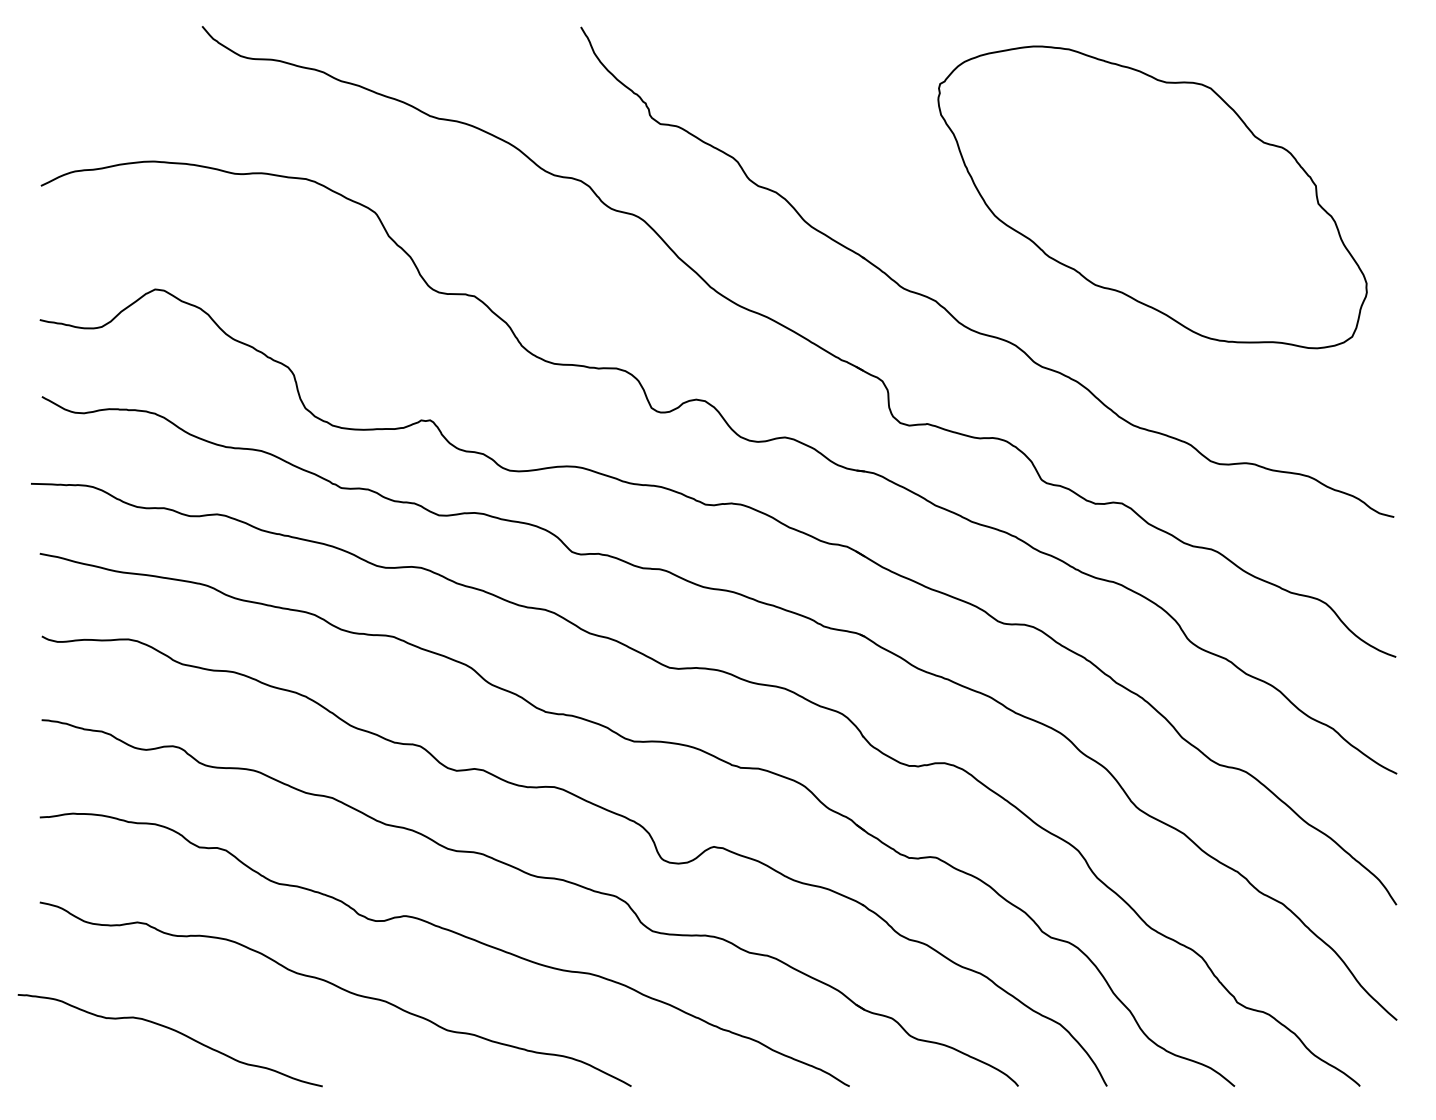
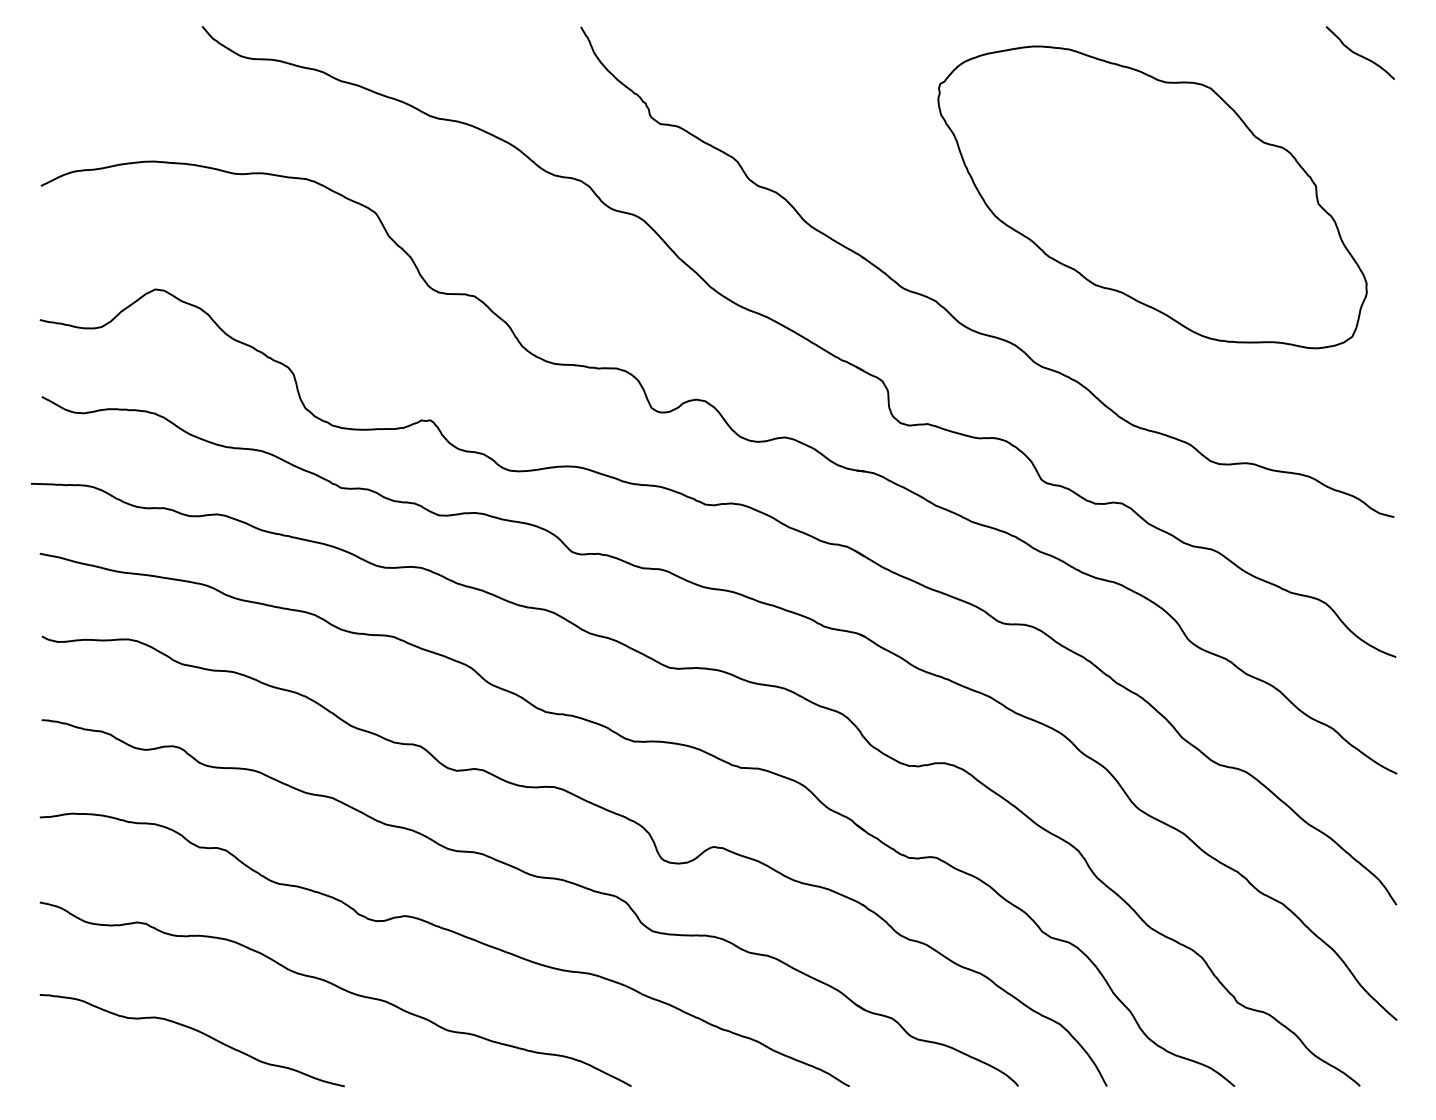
curve: none -> present (1360, 54)
curve position: (171, 1030) -> (193, 1030) (193, 1030)
